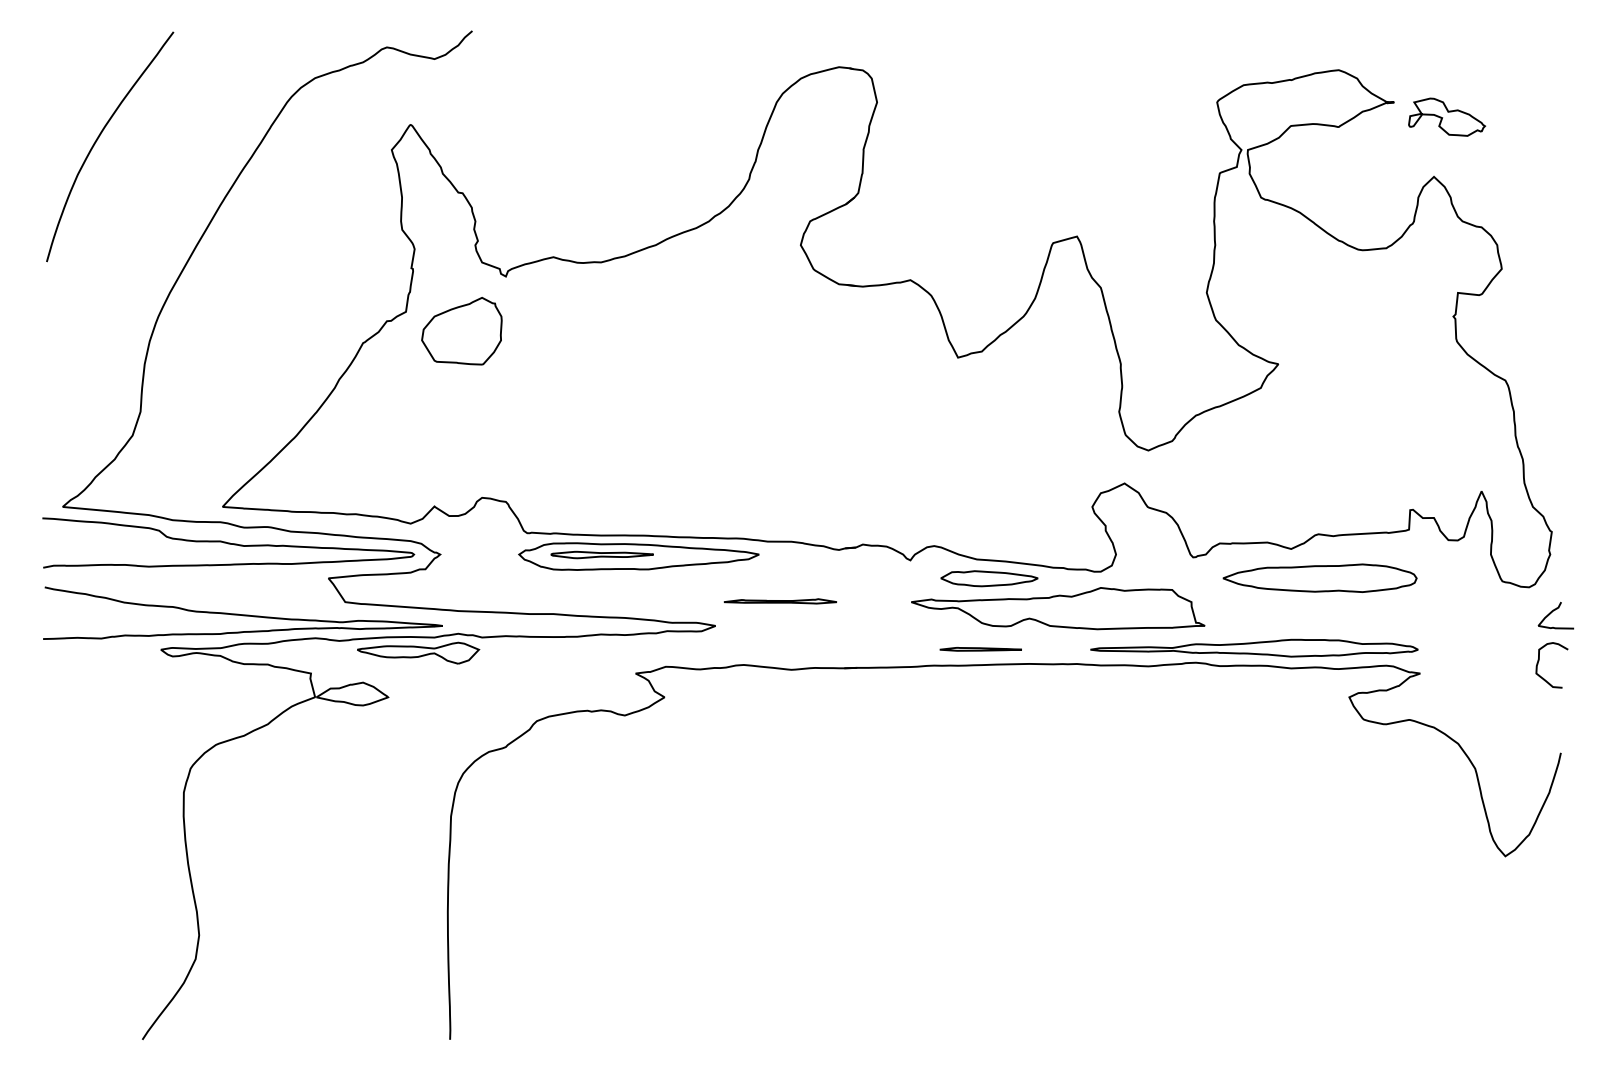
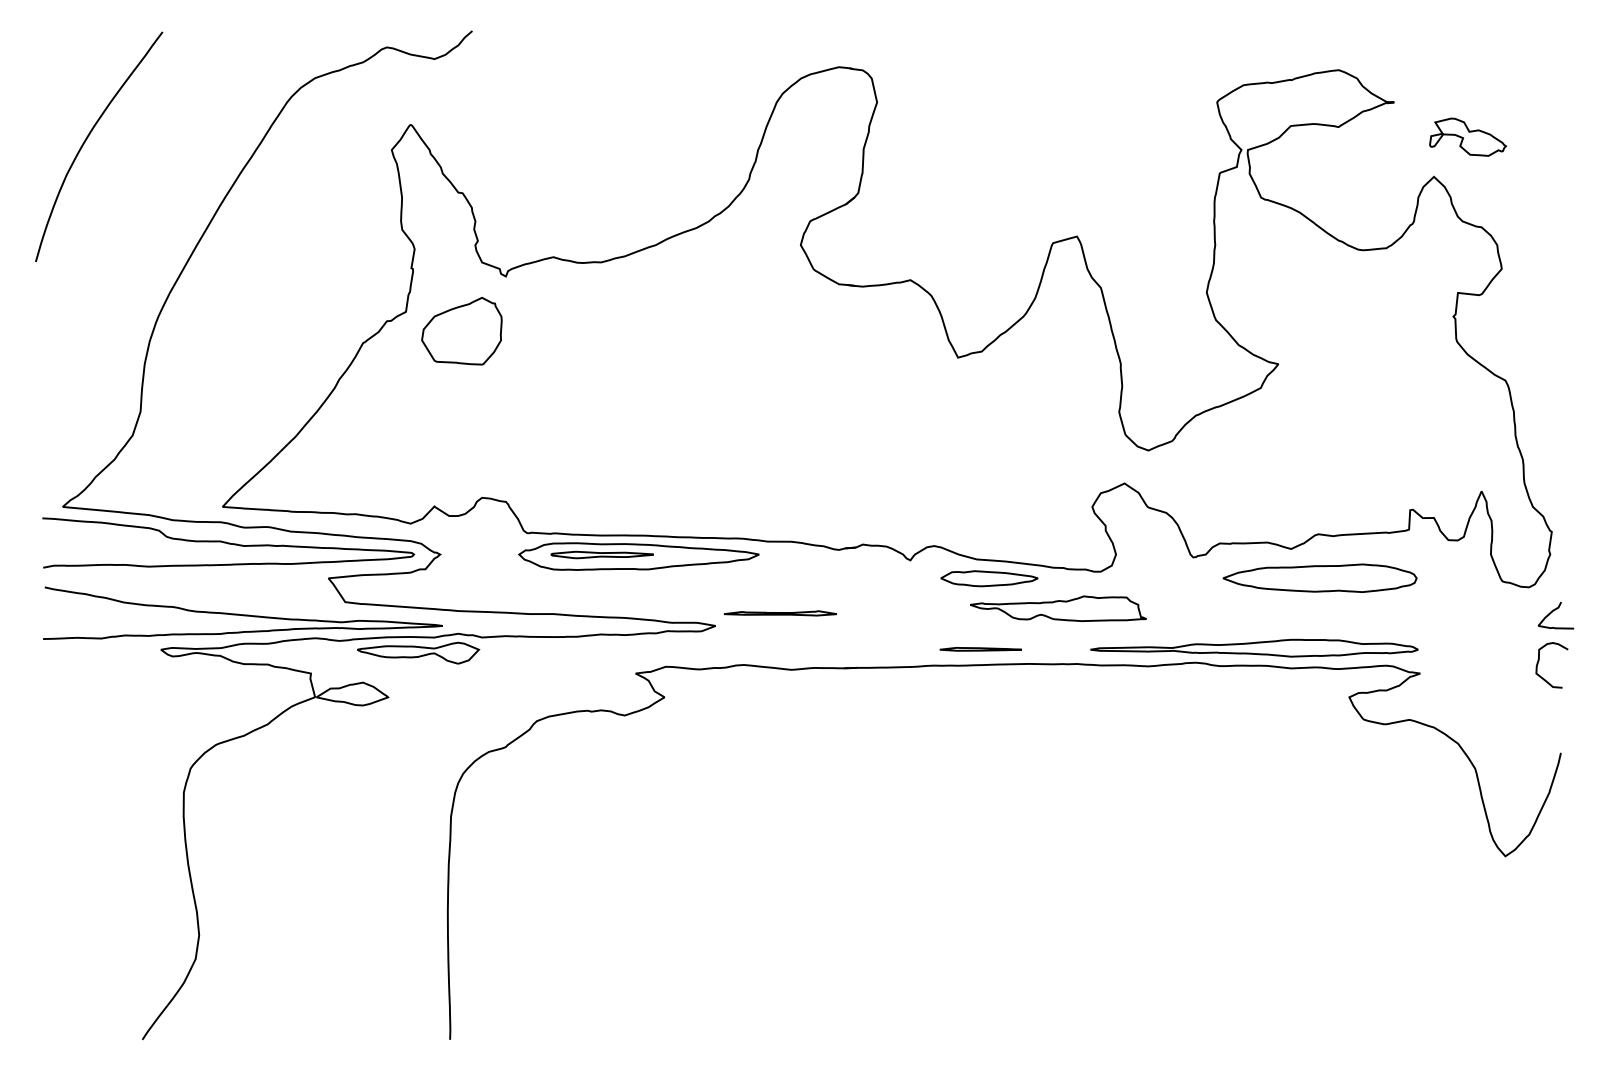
part position: (1447, 116) -> (1468, 136) (1468, 136)
curve position: (98, 139) -> (87, 139) (87, 139)
part position: (779, 601) -> (779, 613) (779, 613)
part size: 295x44 px -> 177x27 px (1058, 608)
